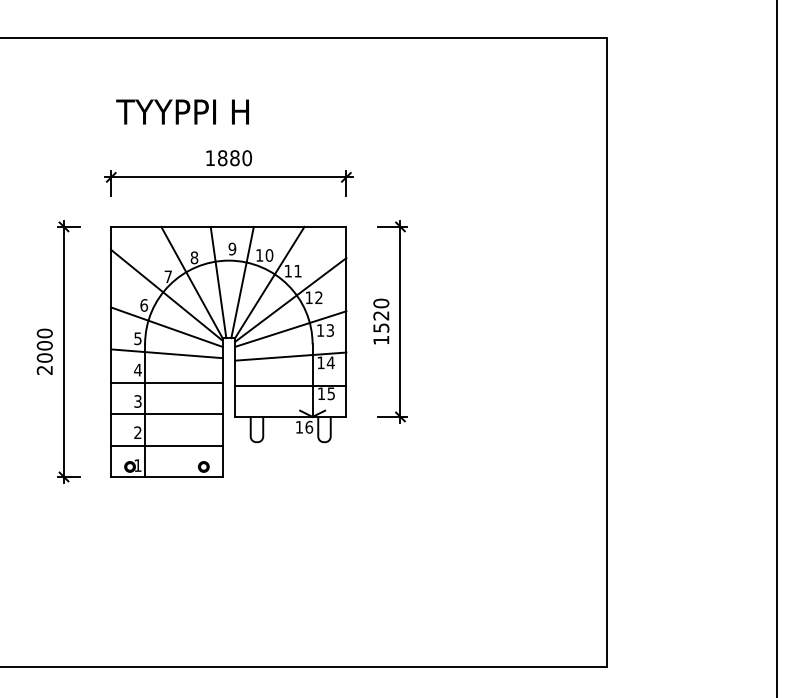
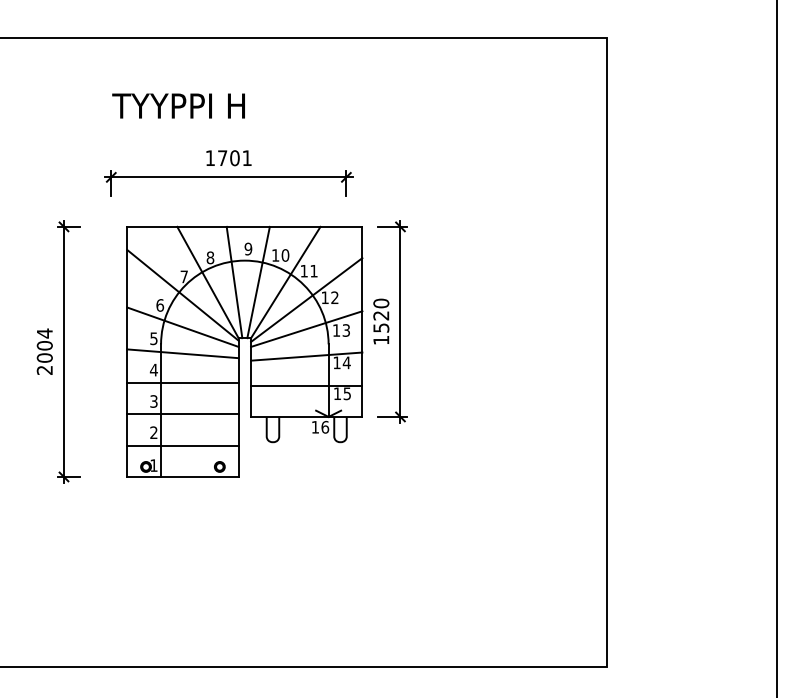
text position: (182, 111) -> (178, 105) (178, 105)
text: 1880 -> 1701 (235, 158)
text: 2000 -> 2004 (44, 333)
part position: (228, 351) -> (244, 351) (244, 351)
